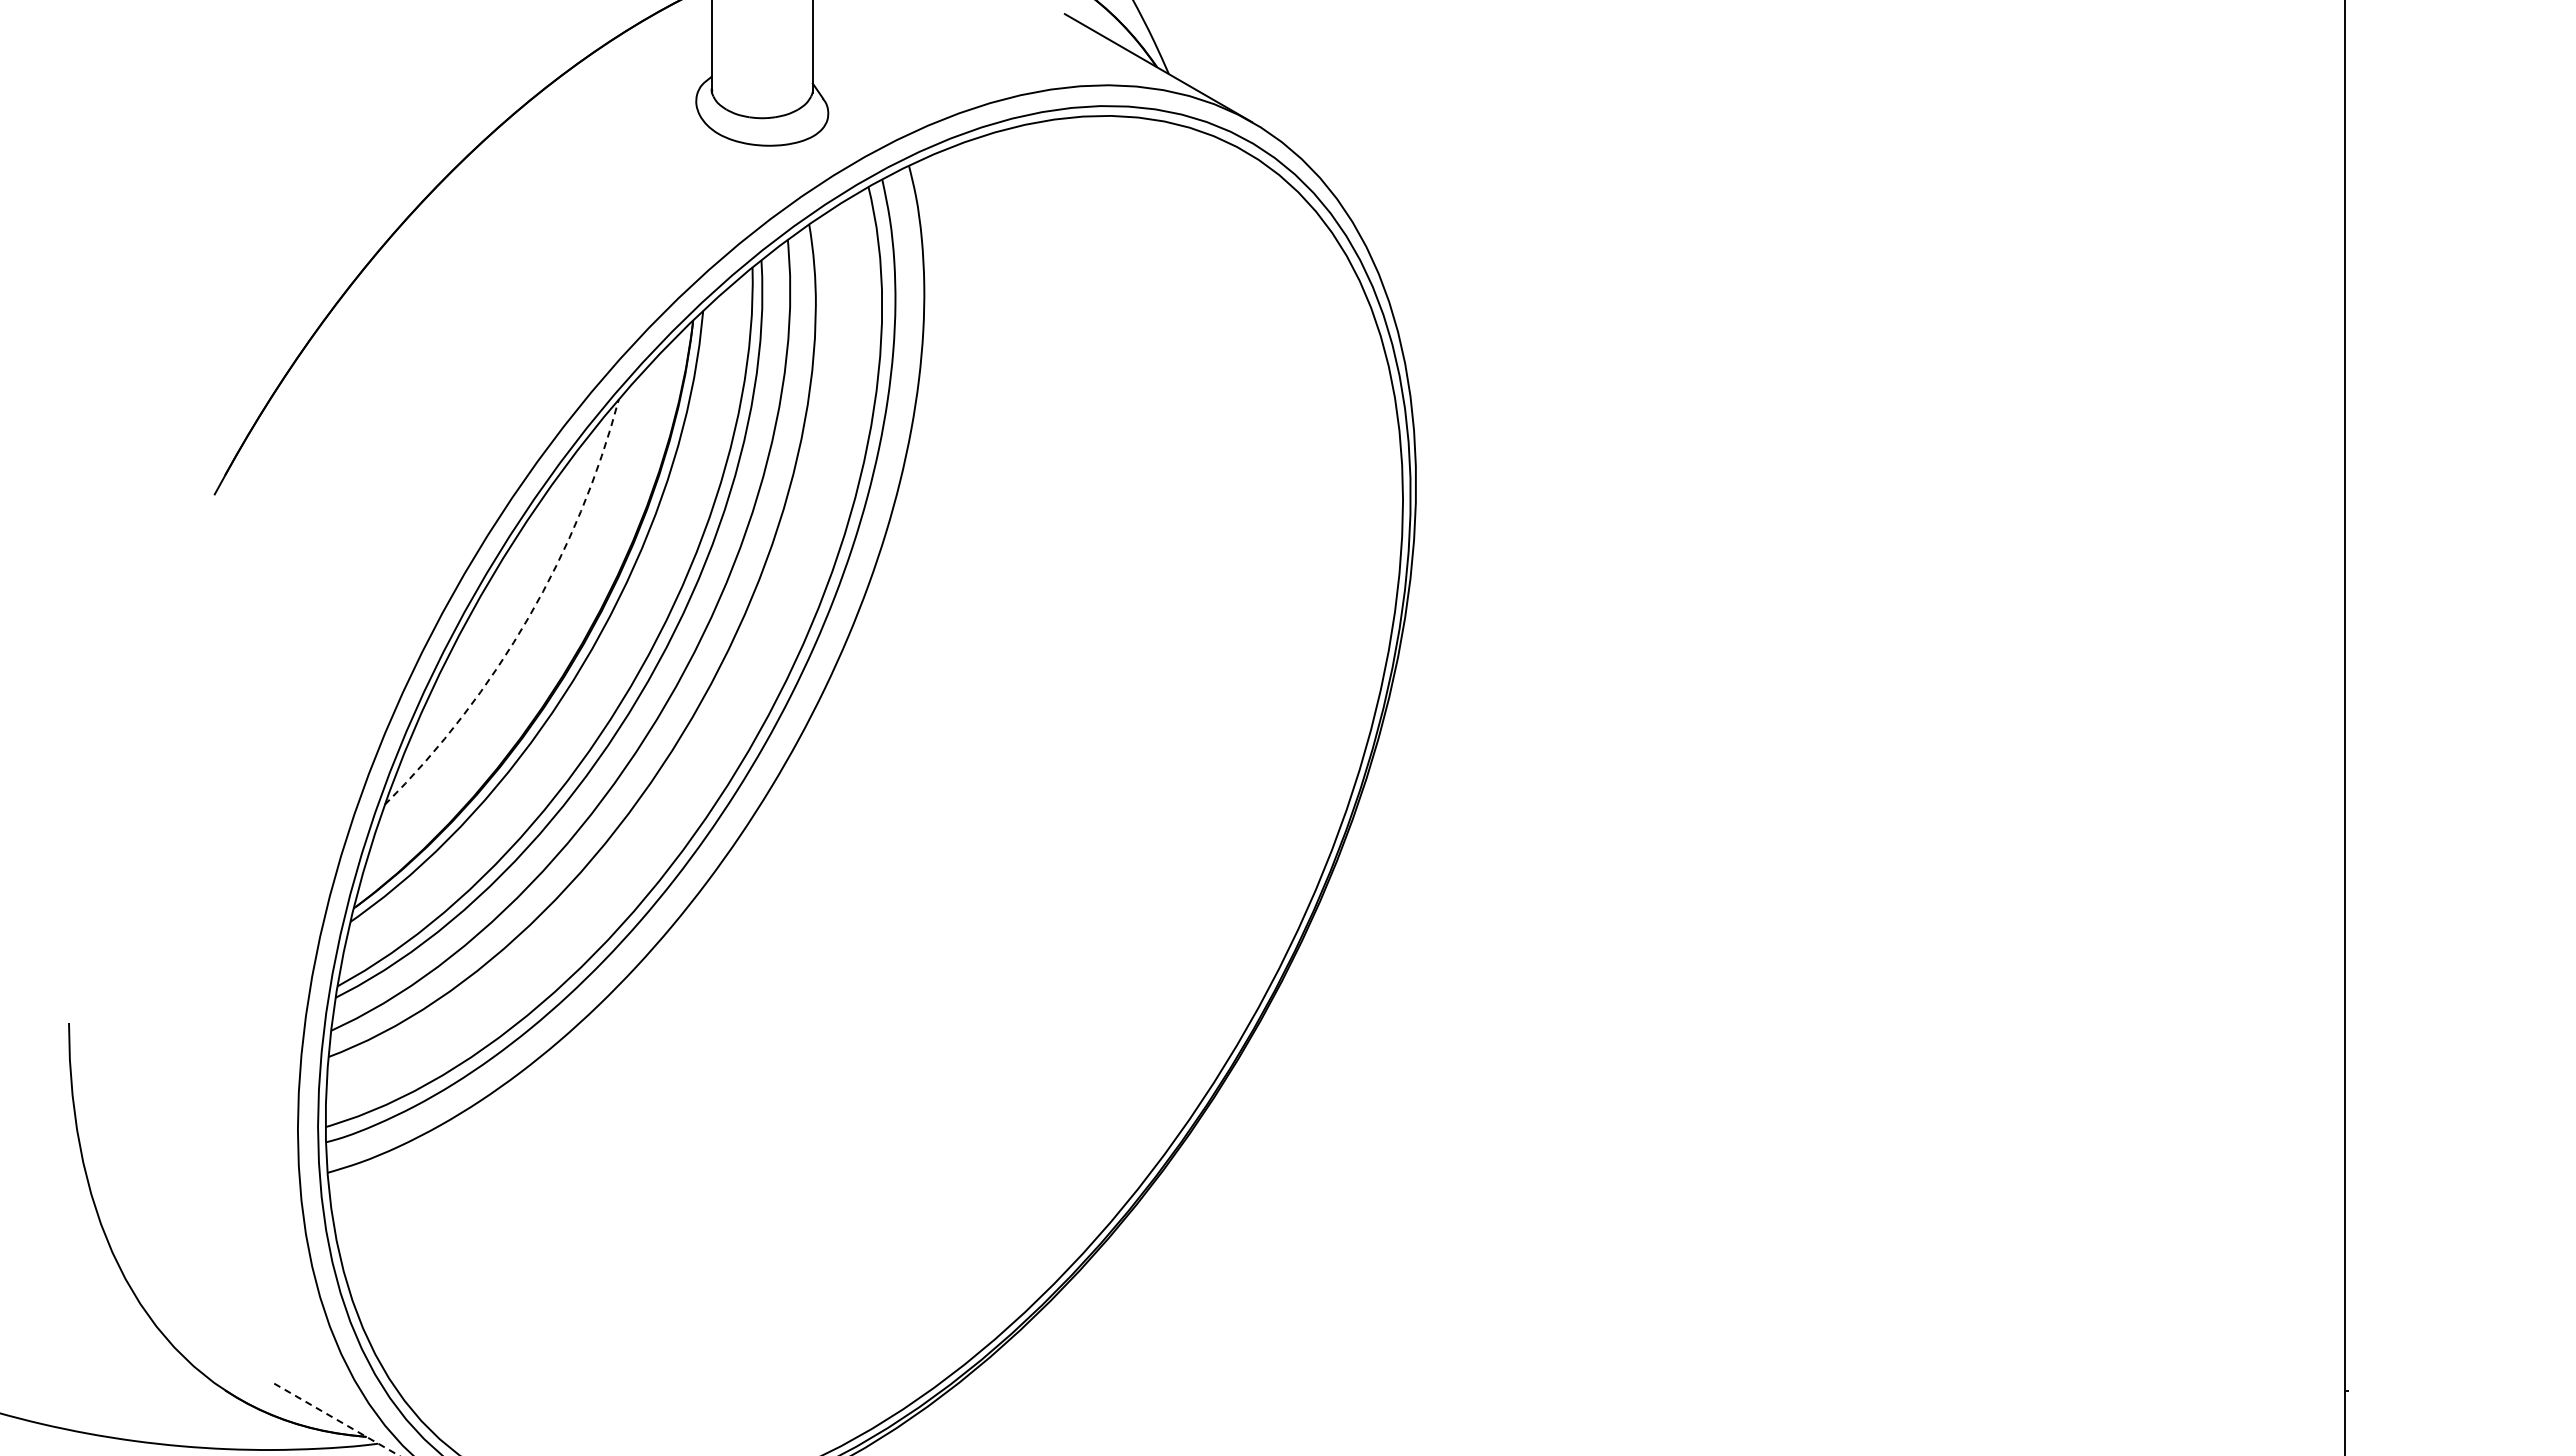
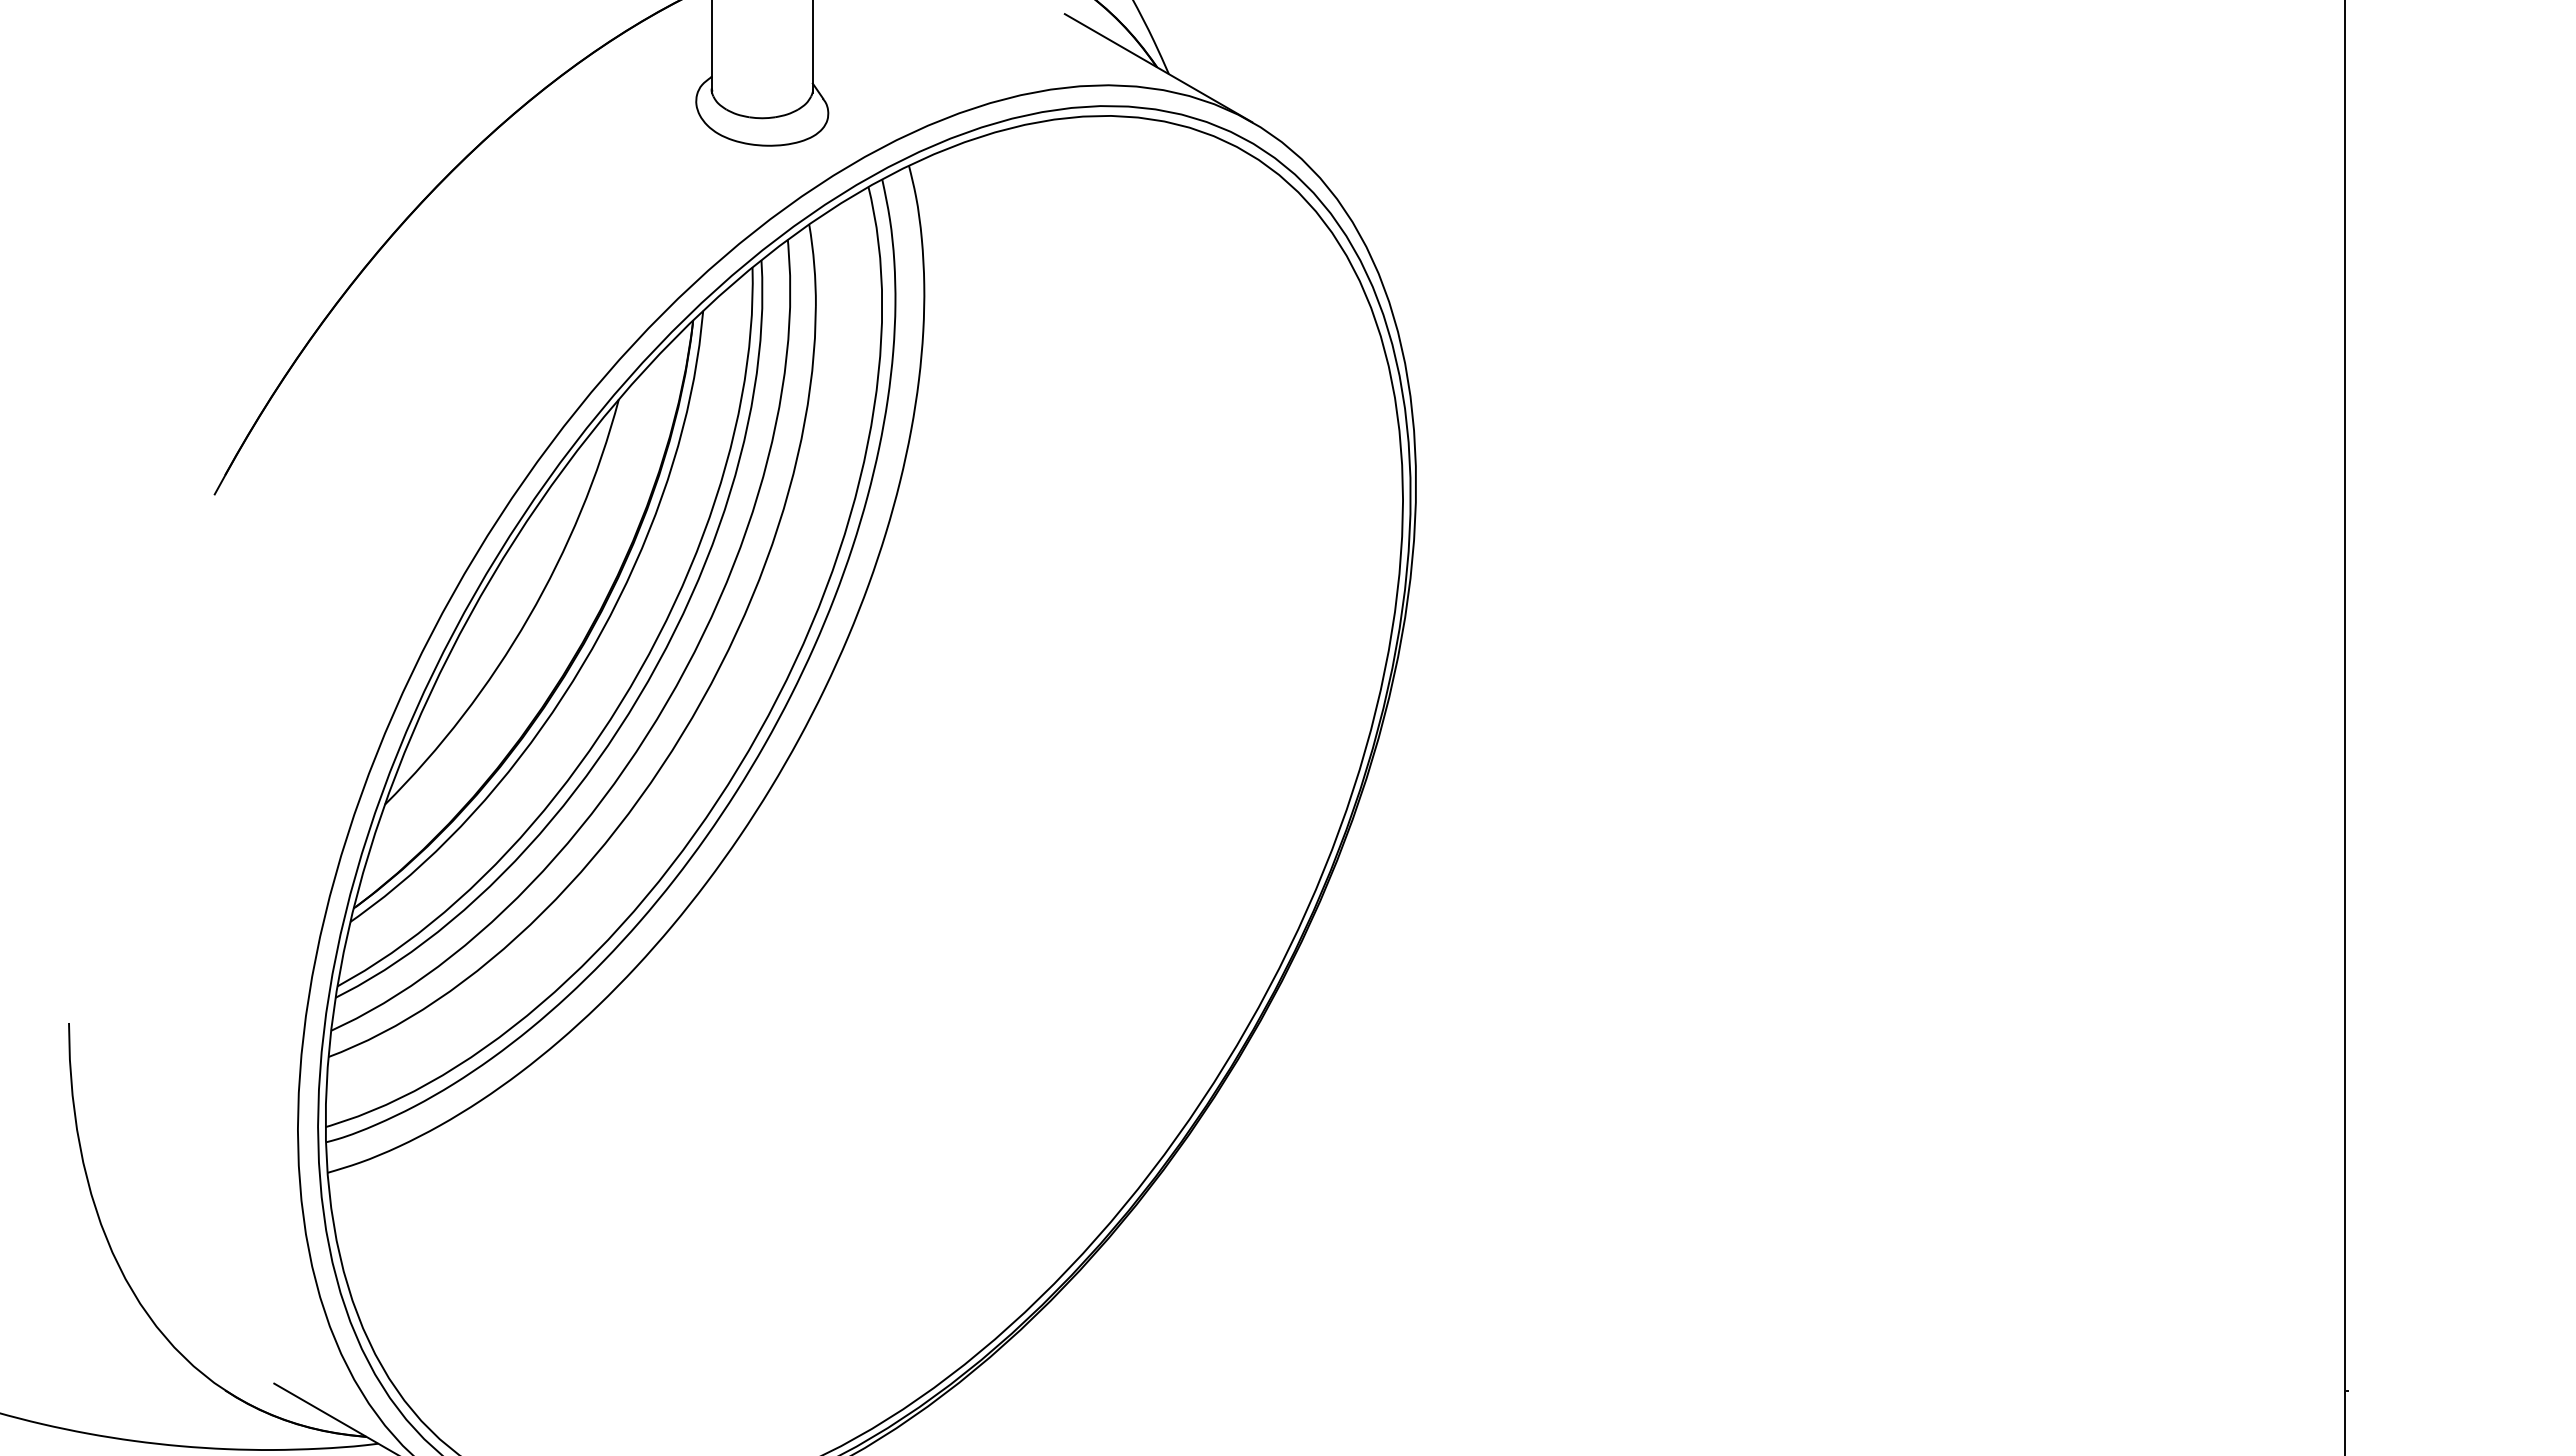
arc: dashed -> solid (528, 617)
line: dashed -> solid (337, 1420)
